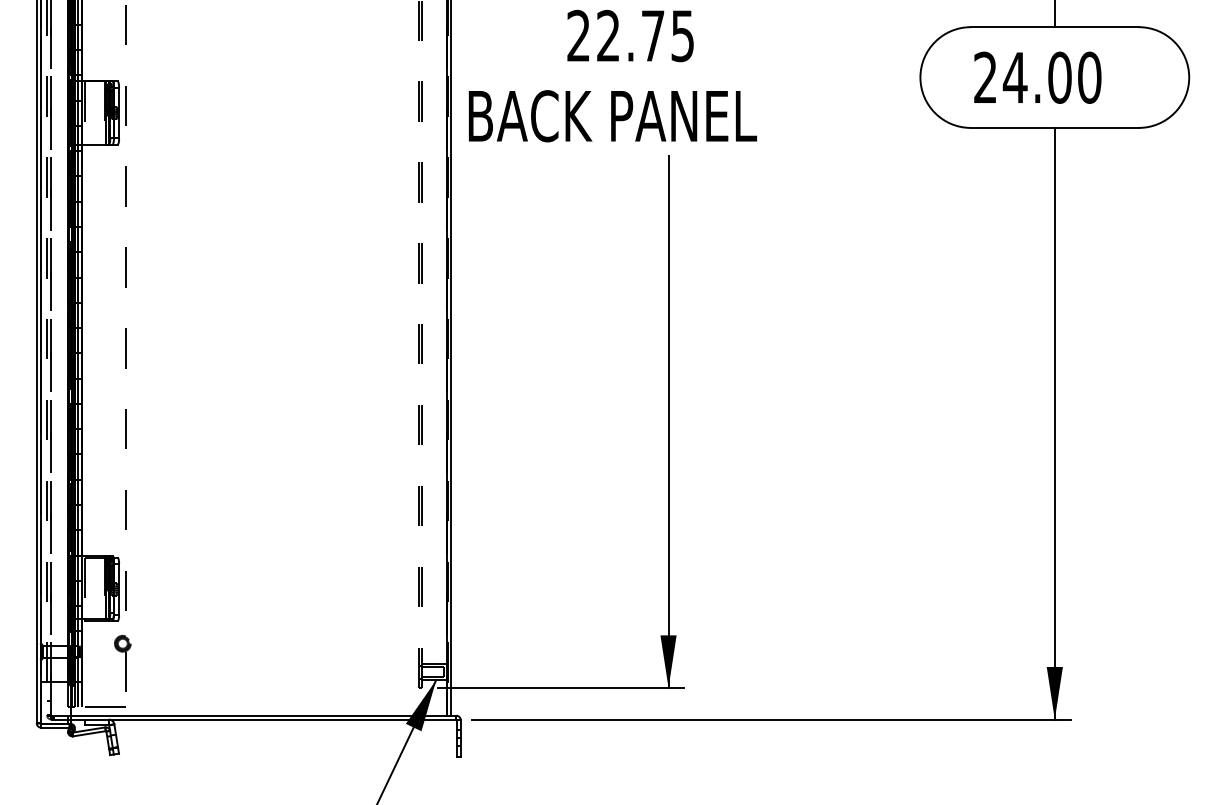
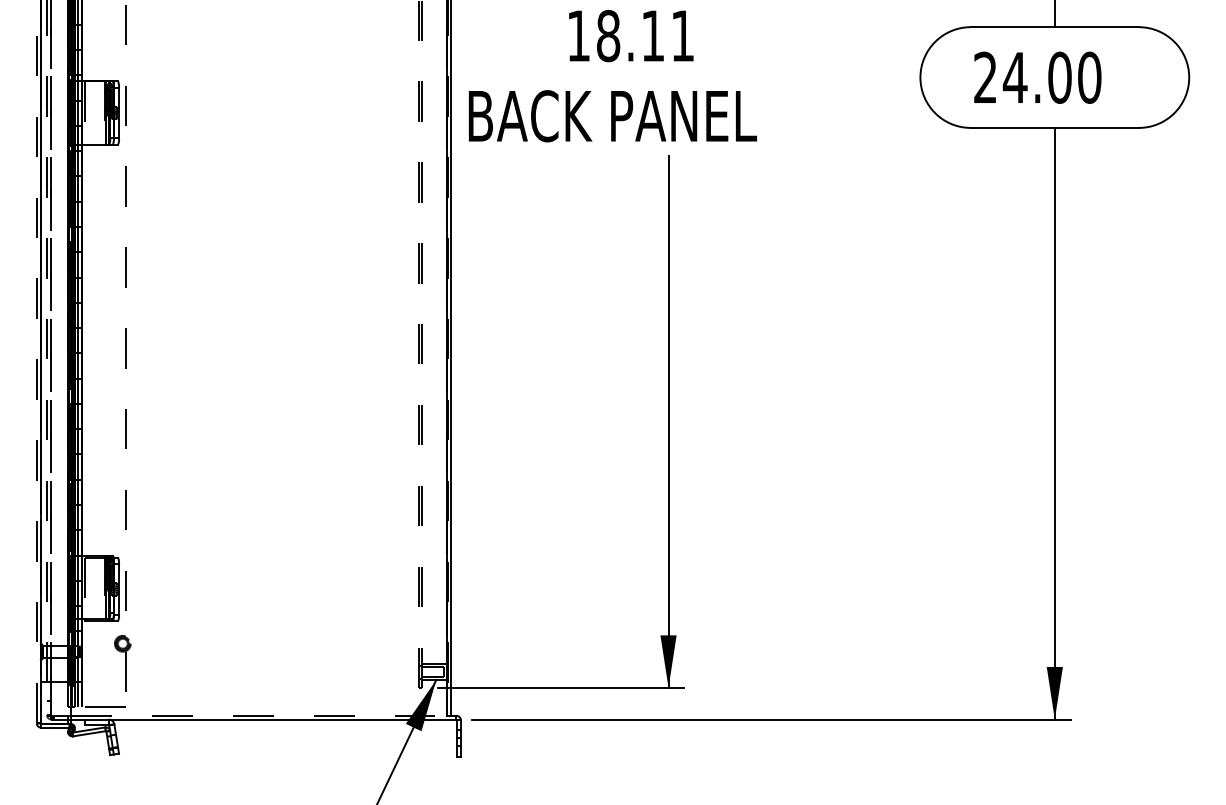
text: 22.75 -> 18.11 (630, 35)
line: solid -> dashed (36, 361)
line: solid -> dashed (259, 715)
